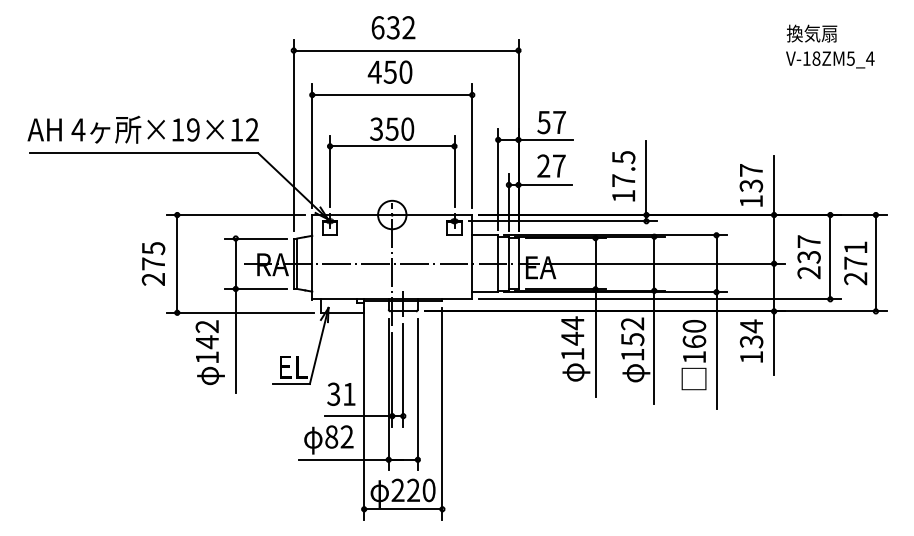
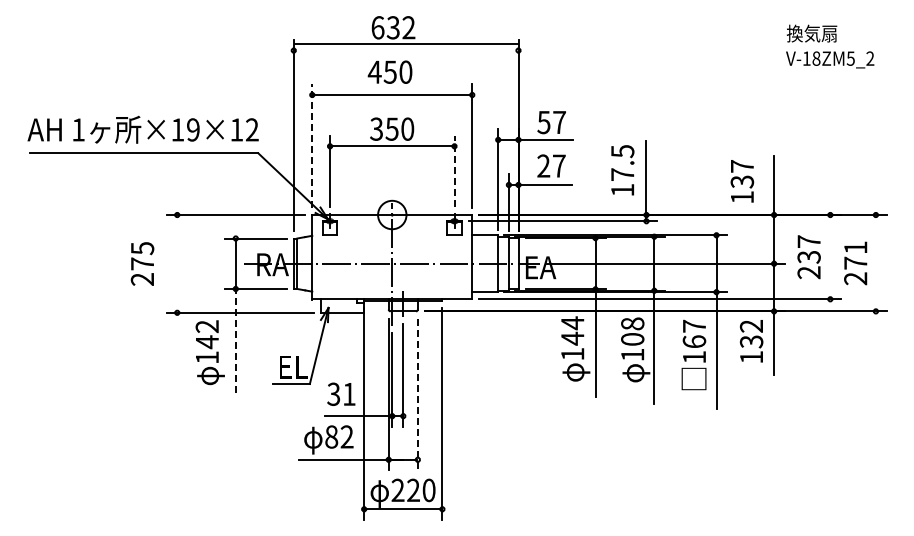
line position: (405, 50) -> (405, 43) (405, 43)
text: V-18ZM5_4 -> V-18ZM5_2 (870, 58)
text: 4 -> 1 (78, 129)
line: solid -> dashed (312, 146)
line: solid -> dashed (454, 171)
text position: (623, 176) -> (622, 170) (622, 170)
text position: (751, 185) -> (742, 181) (742, 181)
line: present -> none (830, 256)
line: present -> none (875, 262)
text position: (153, 263) -> (142, 263) (142, 263)
line: present -> none (177, 263)
text: 160 -> 167 (694, 325)
text: 134 -> 132 (750, 326)
text: 152 -> 108 (632, 331)
line: solid -> dashed (235, 340)
line: solid -> dashed (417, 394)
